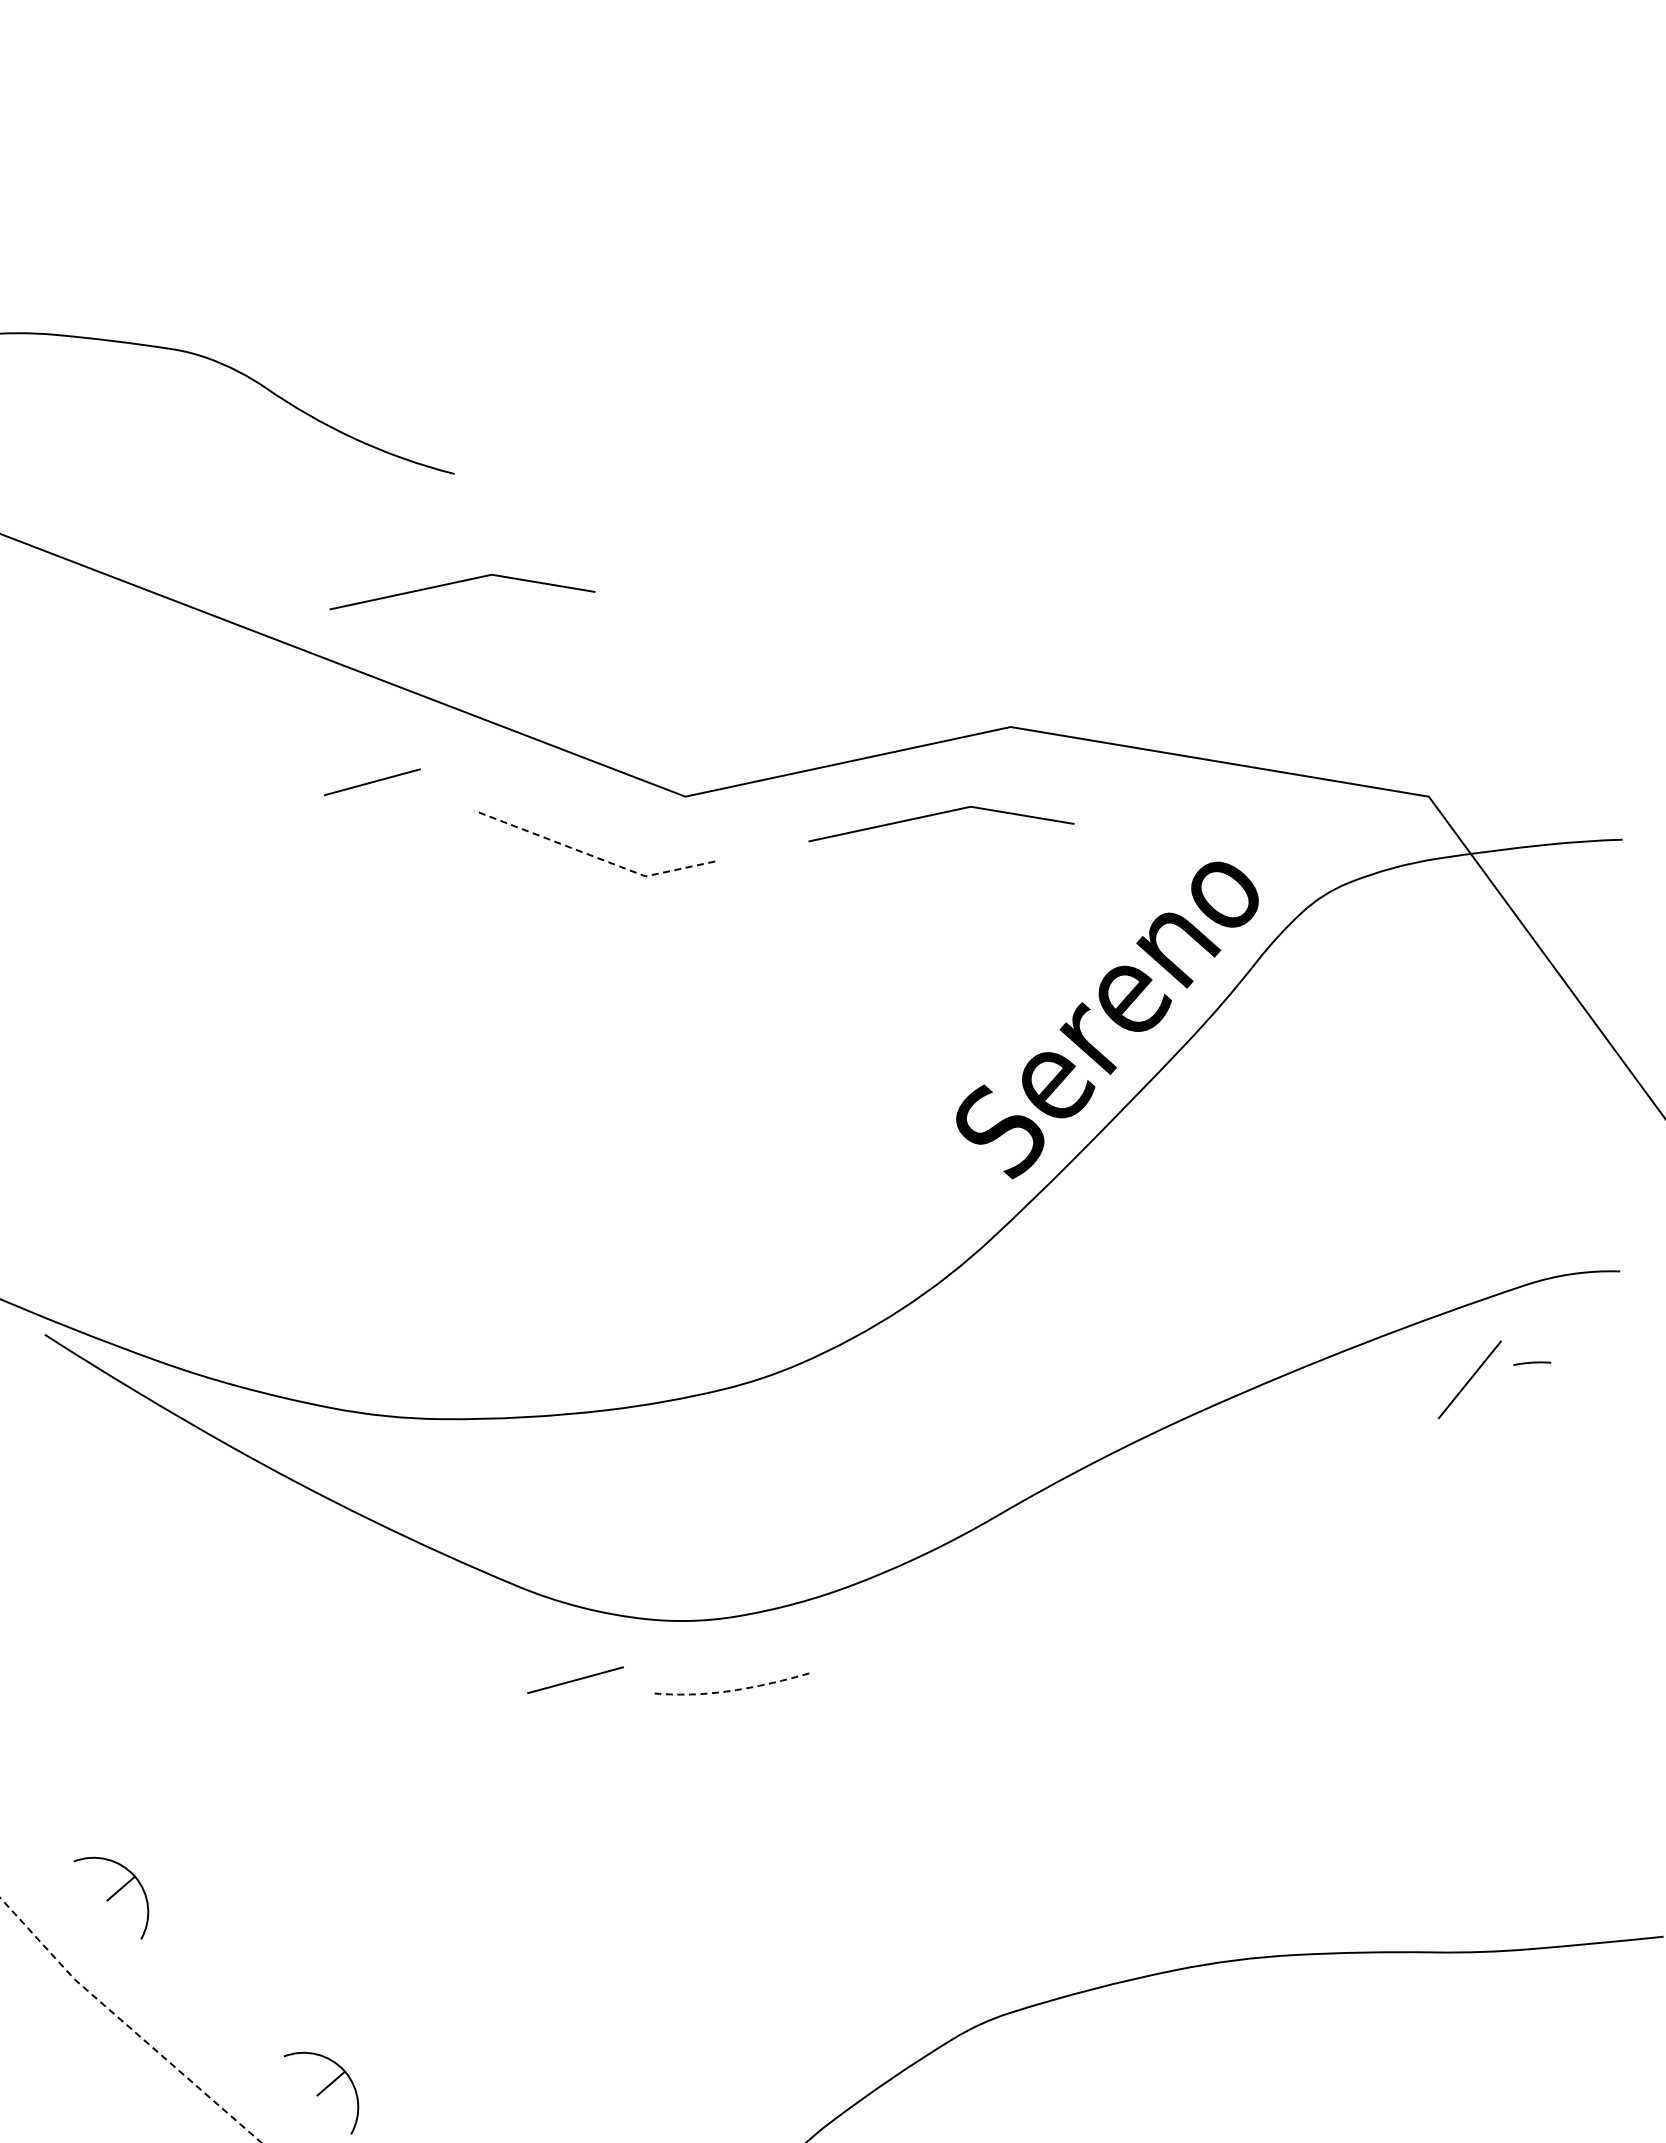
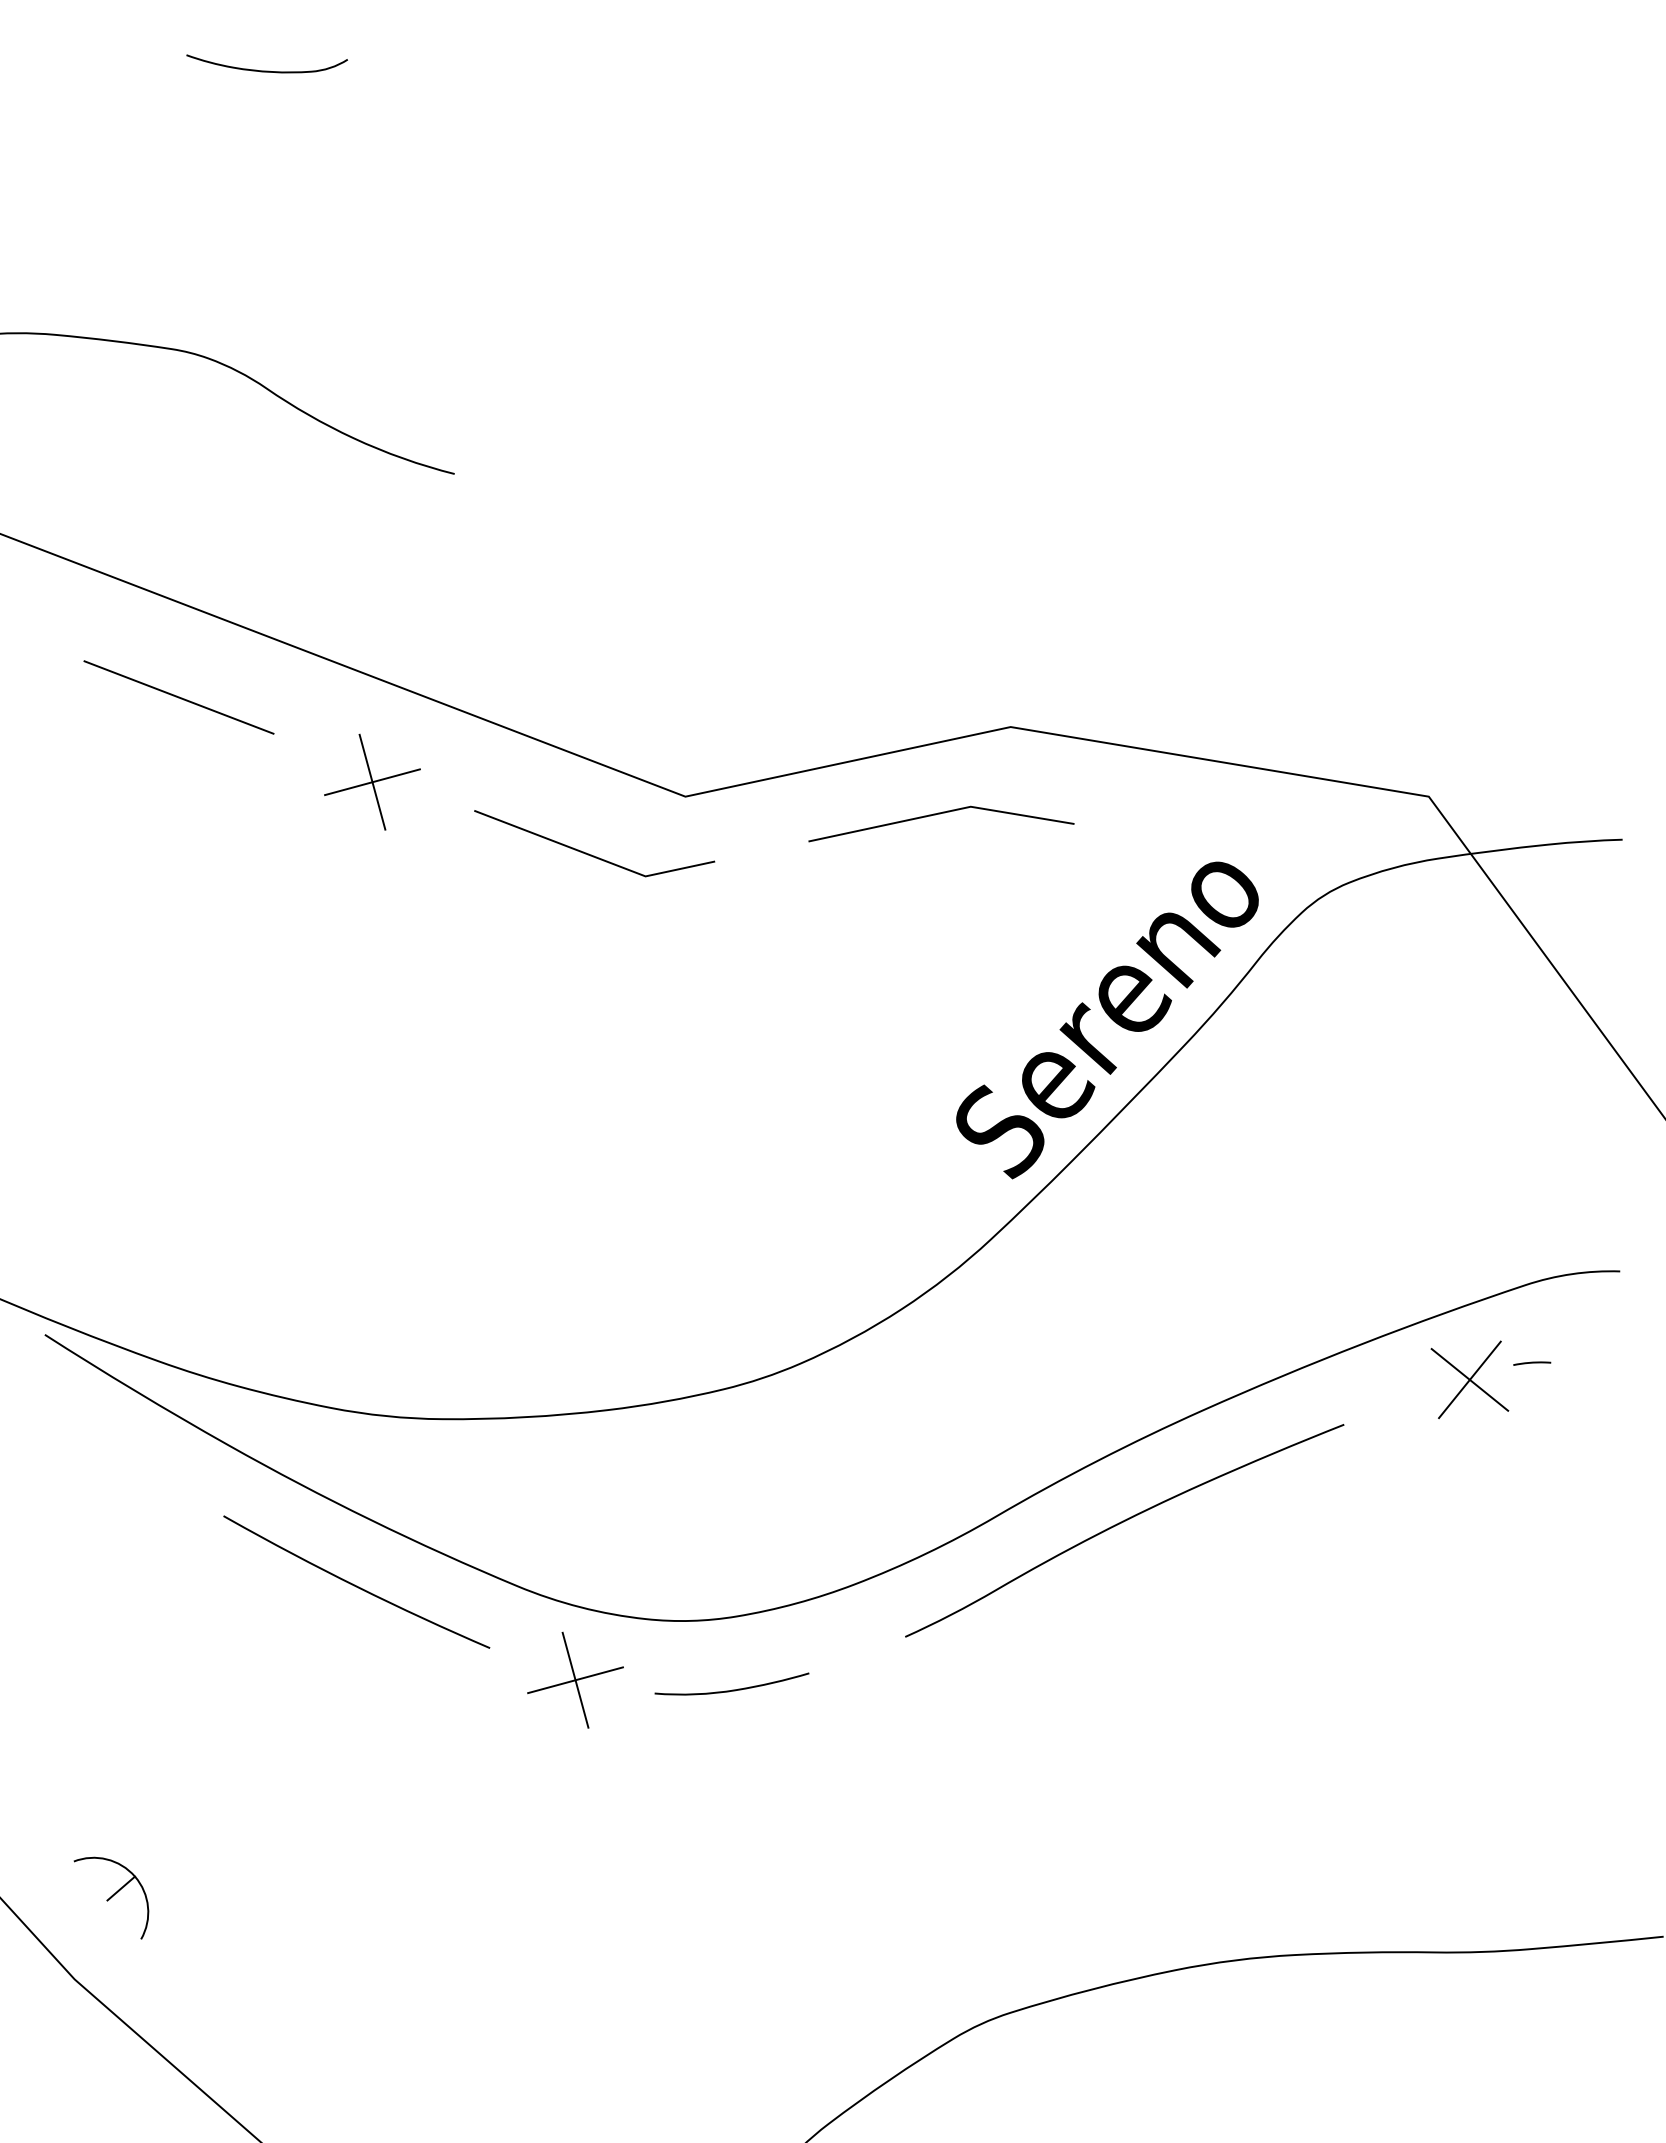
curve: none -> present (266, 70)
line: present -> none (461, 582)
line: none -> present (178, 697)
line: none -> present (372, 781)
line: dashed -> solid (593, 856)
line: none -> present (1469, 1379)
curve: none -> present (1121, 1523)
curve: none -> present (354, 1584)
line: none -> present (575, 1679)
line: dashed -> solid (729, 1691)
line: dashed -> solid (126, 2024)
part: present -> none (321, 2092)
